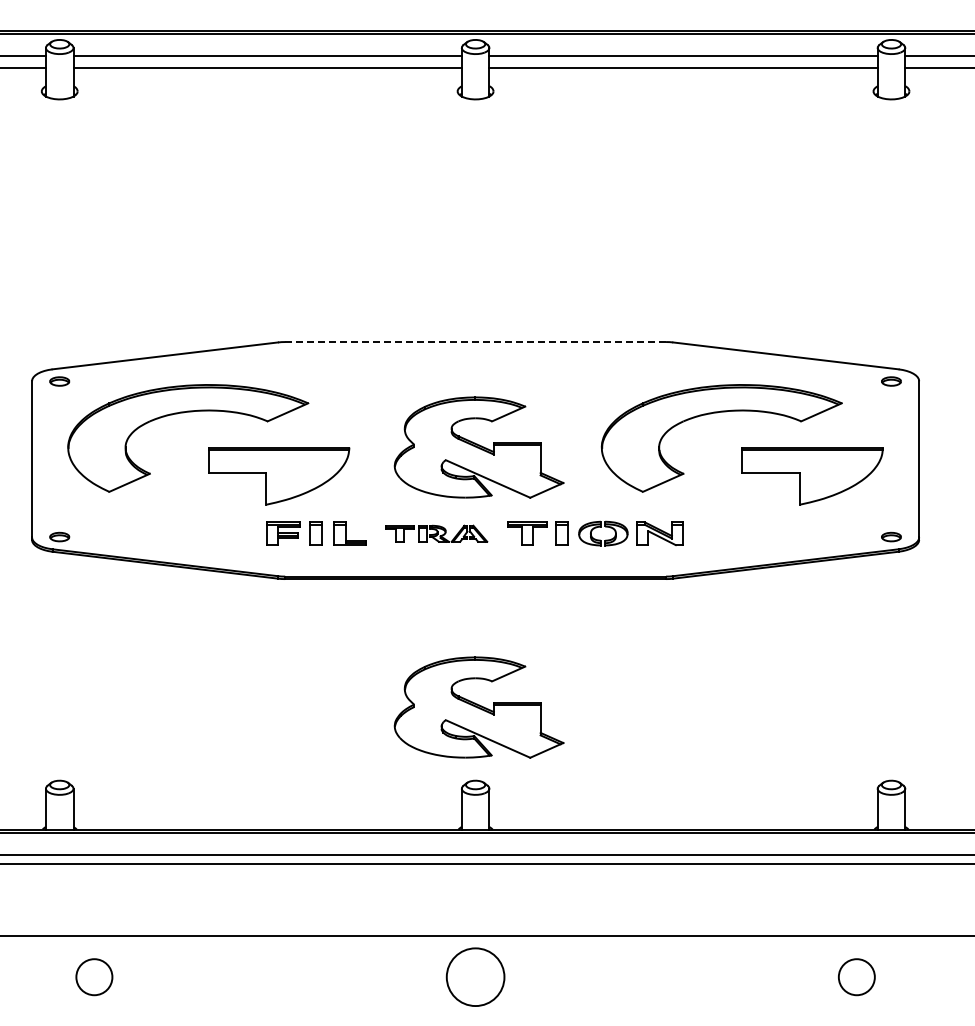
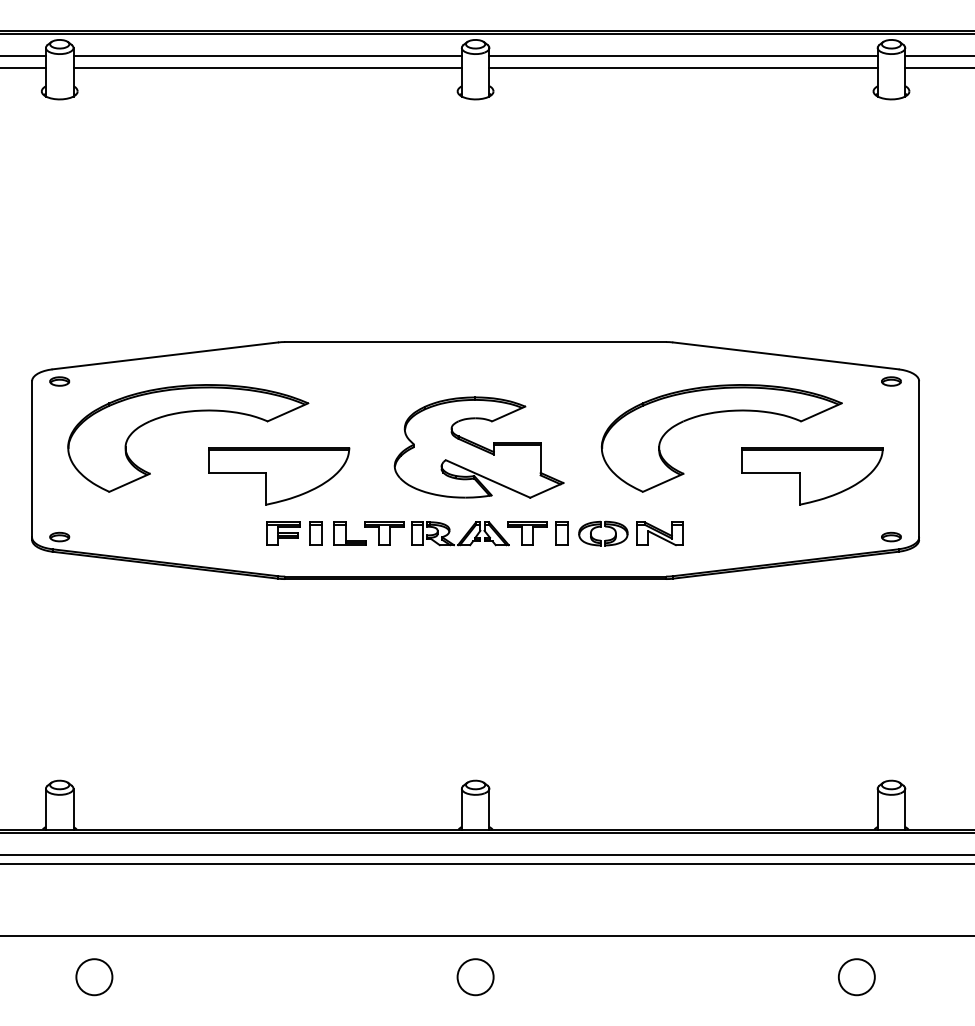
line: dashed -> solid (475, 342)
part size: 104x19 px -> 146x26 px (436, 533)
part: present -> none (478, 707)
circle diameter: 58 px -> 36 px (475, 977)
